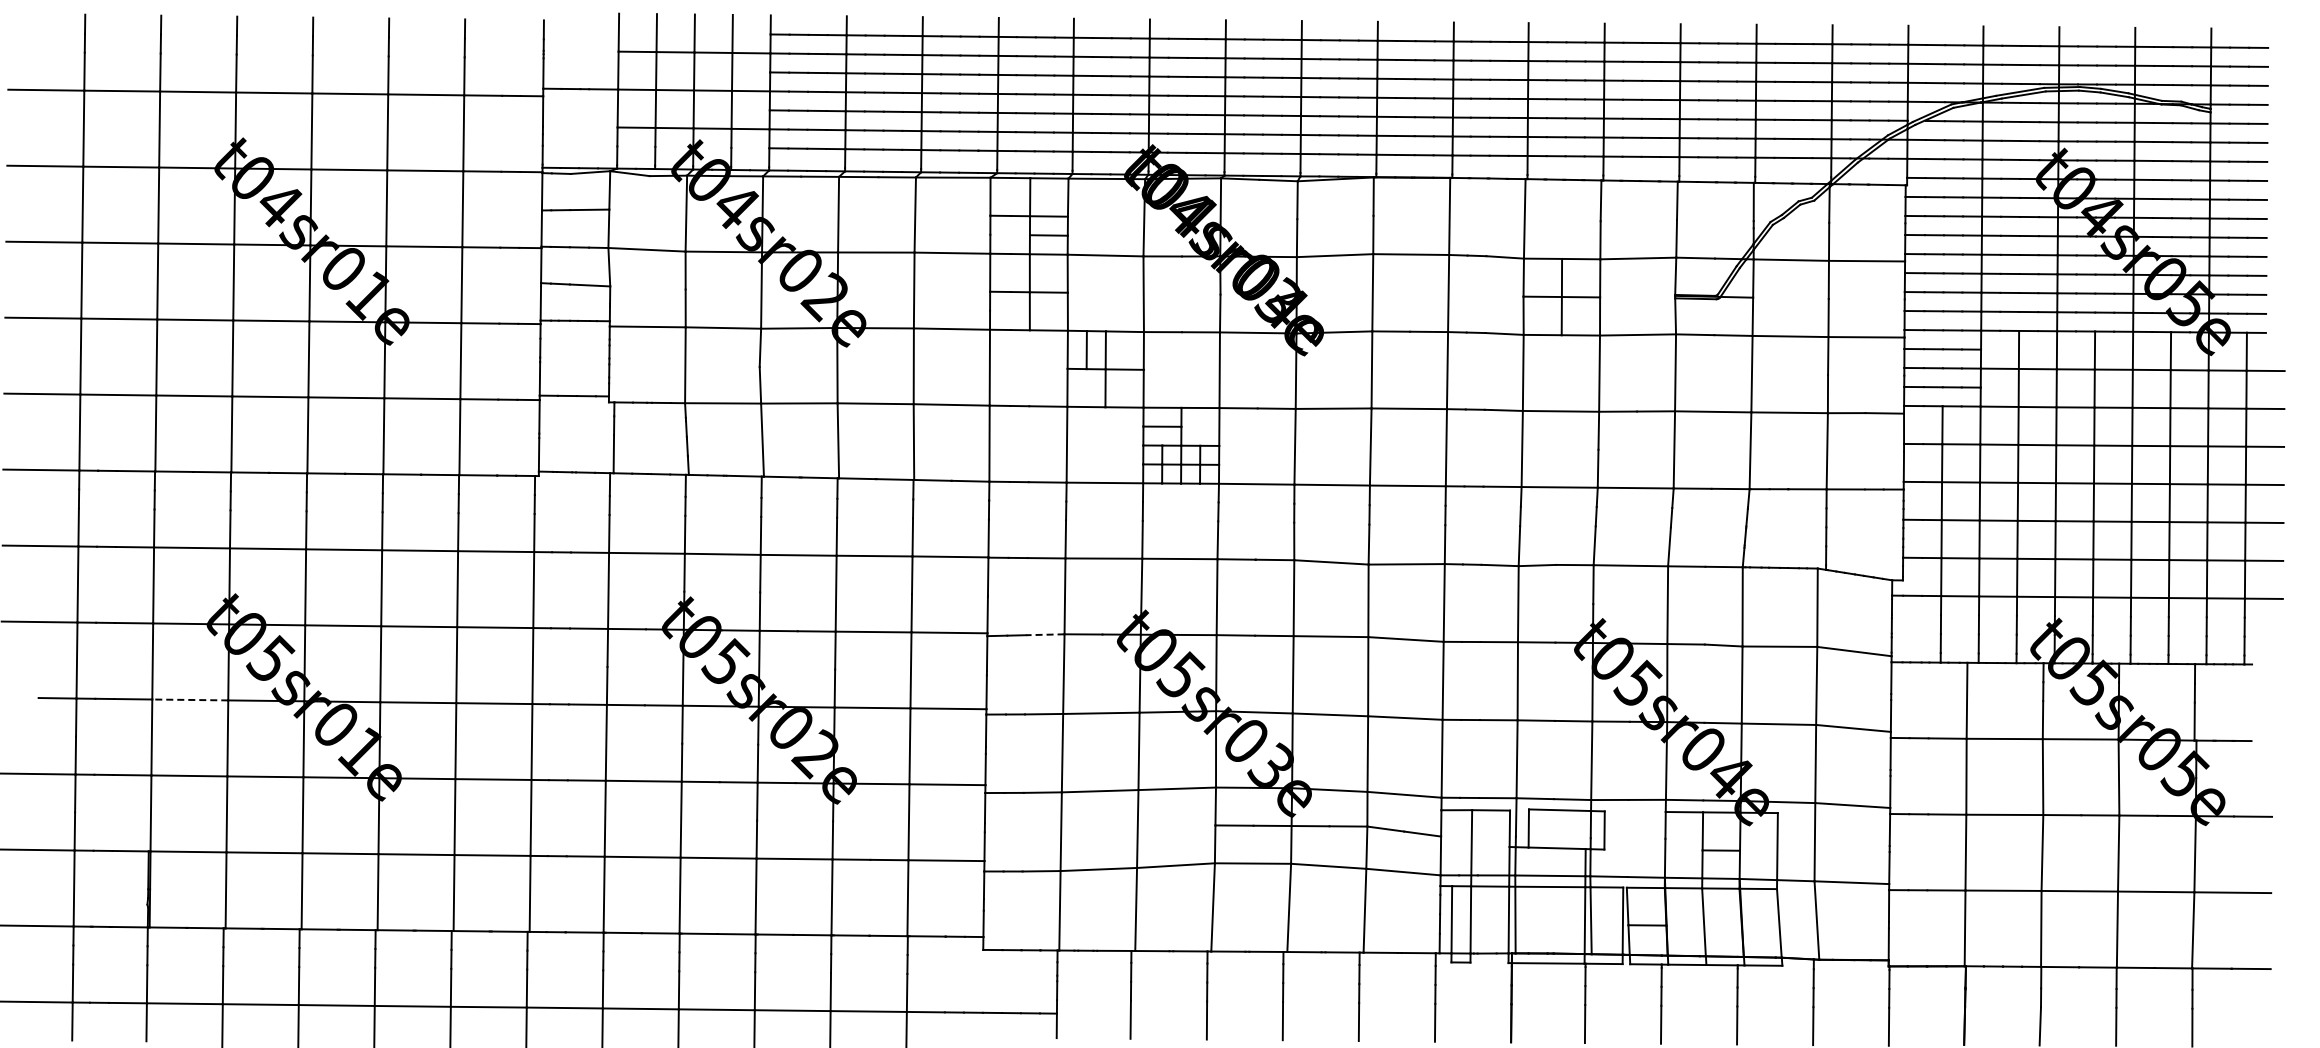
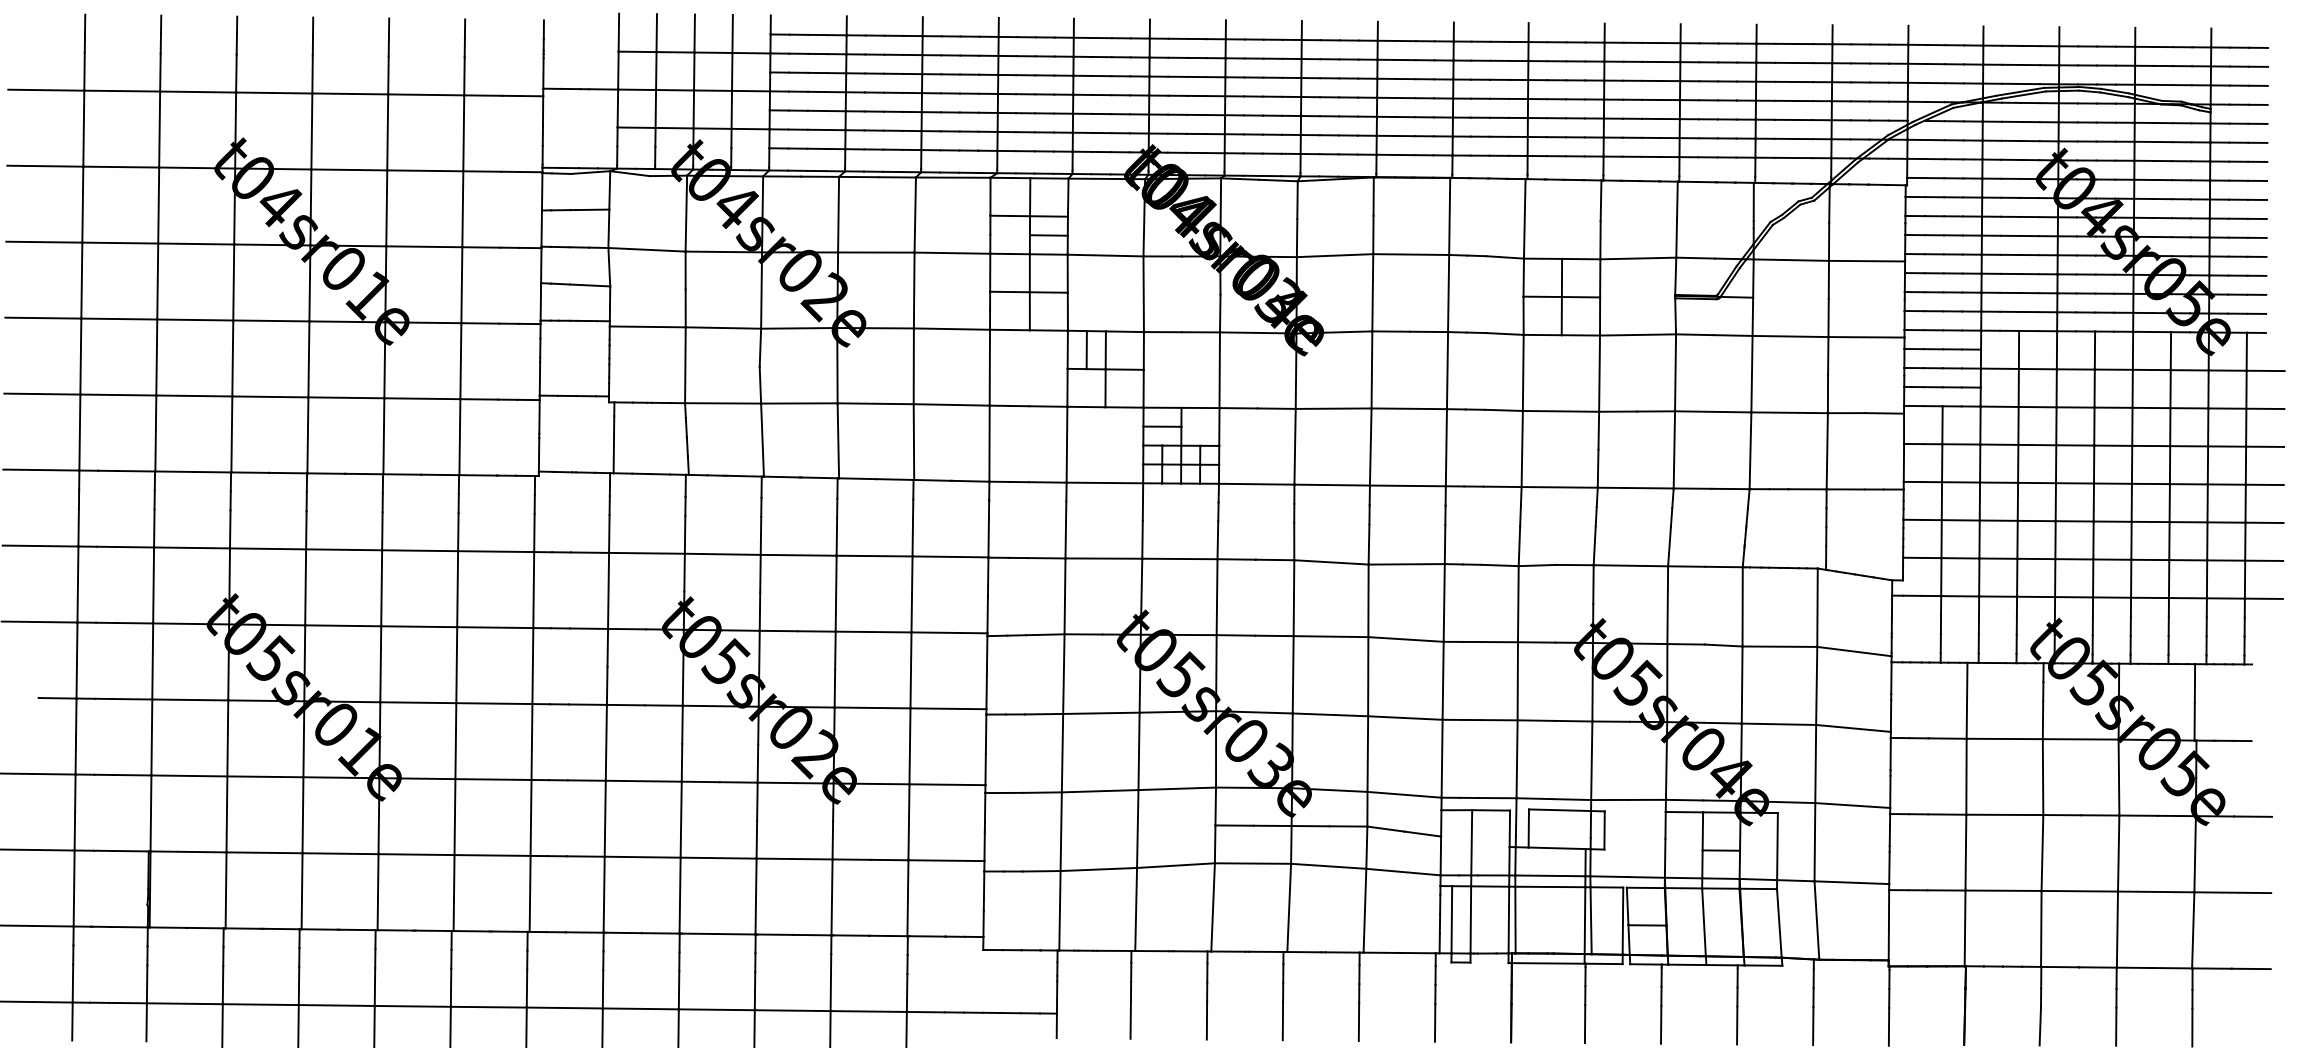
line: dashed -> solid (1044, 634)
line: dashed -> solid (190, 699)
